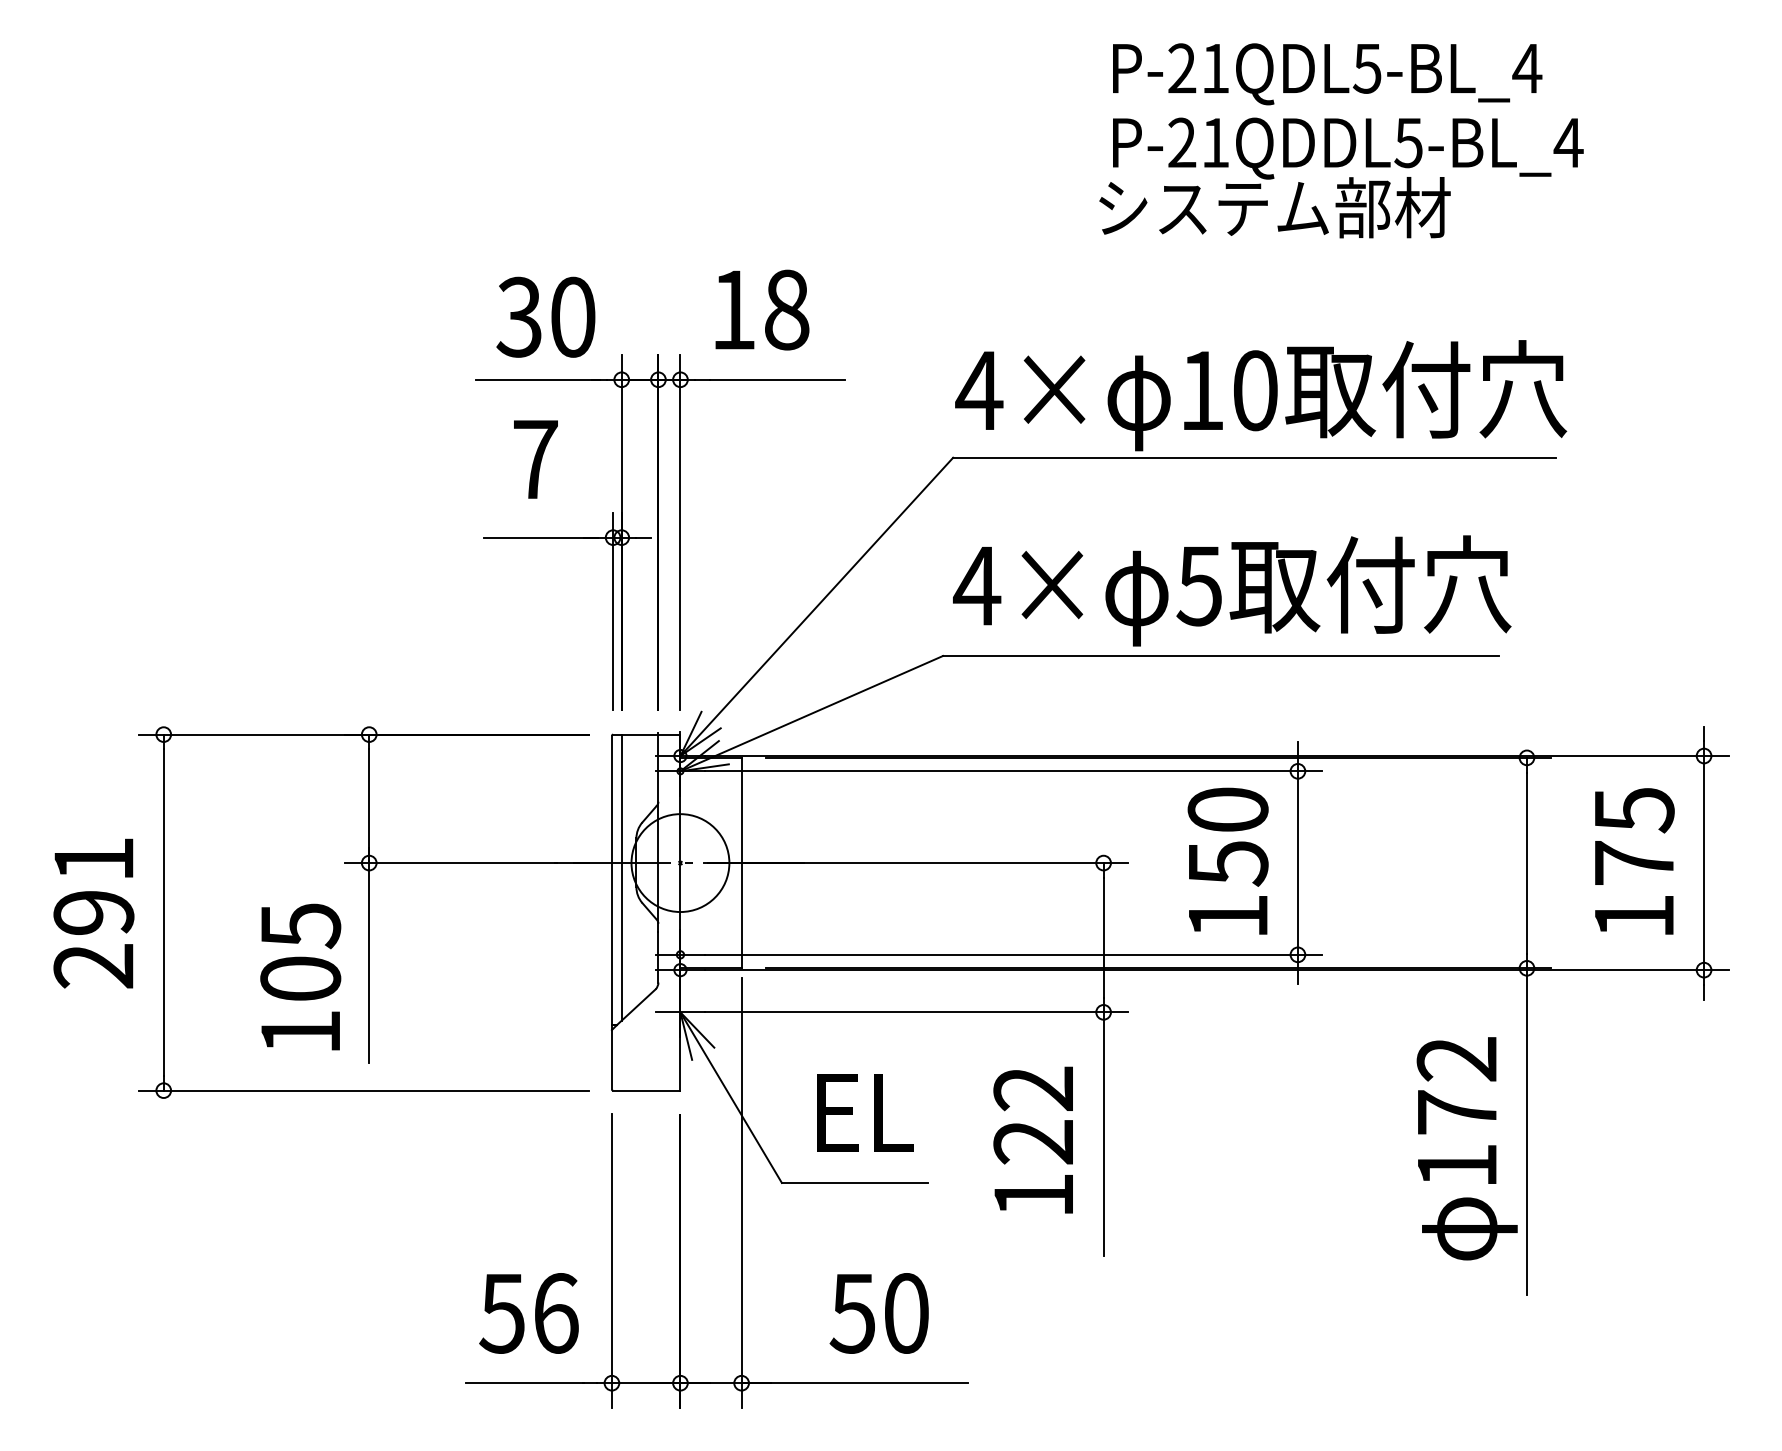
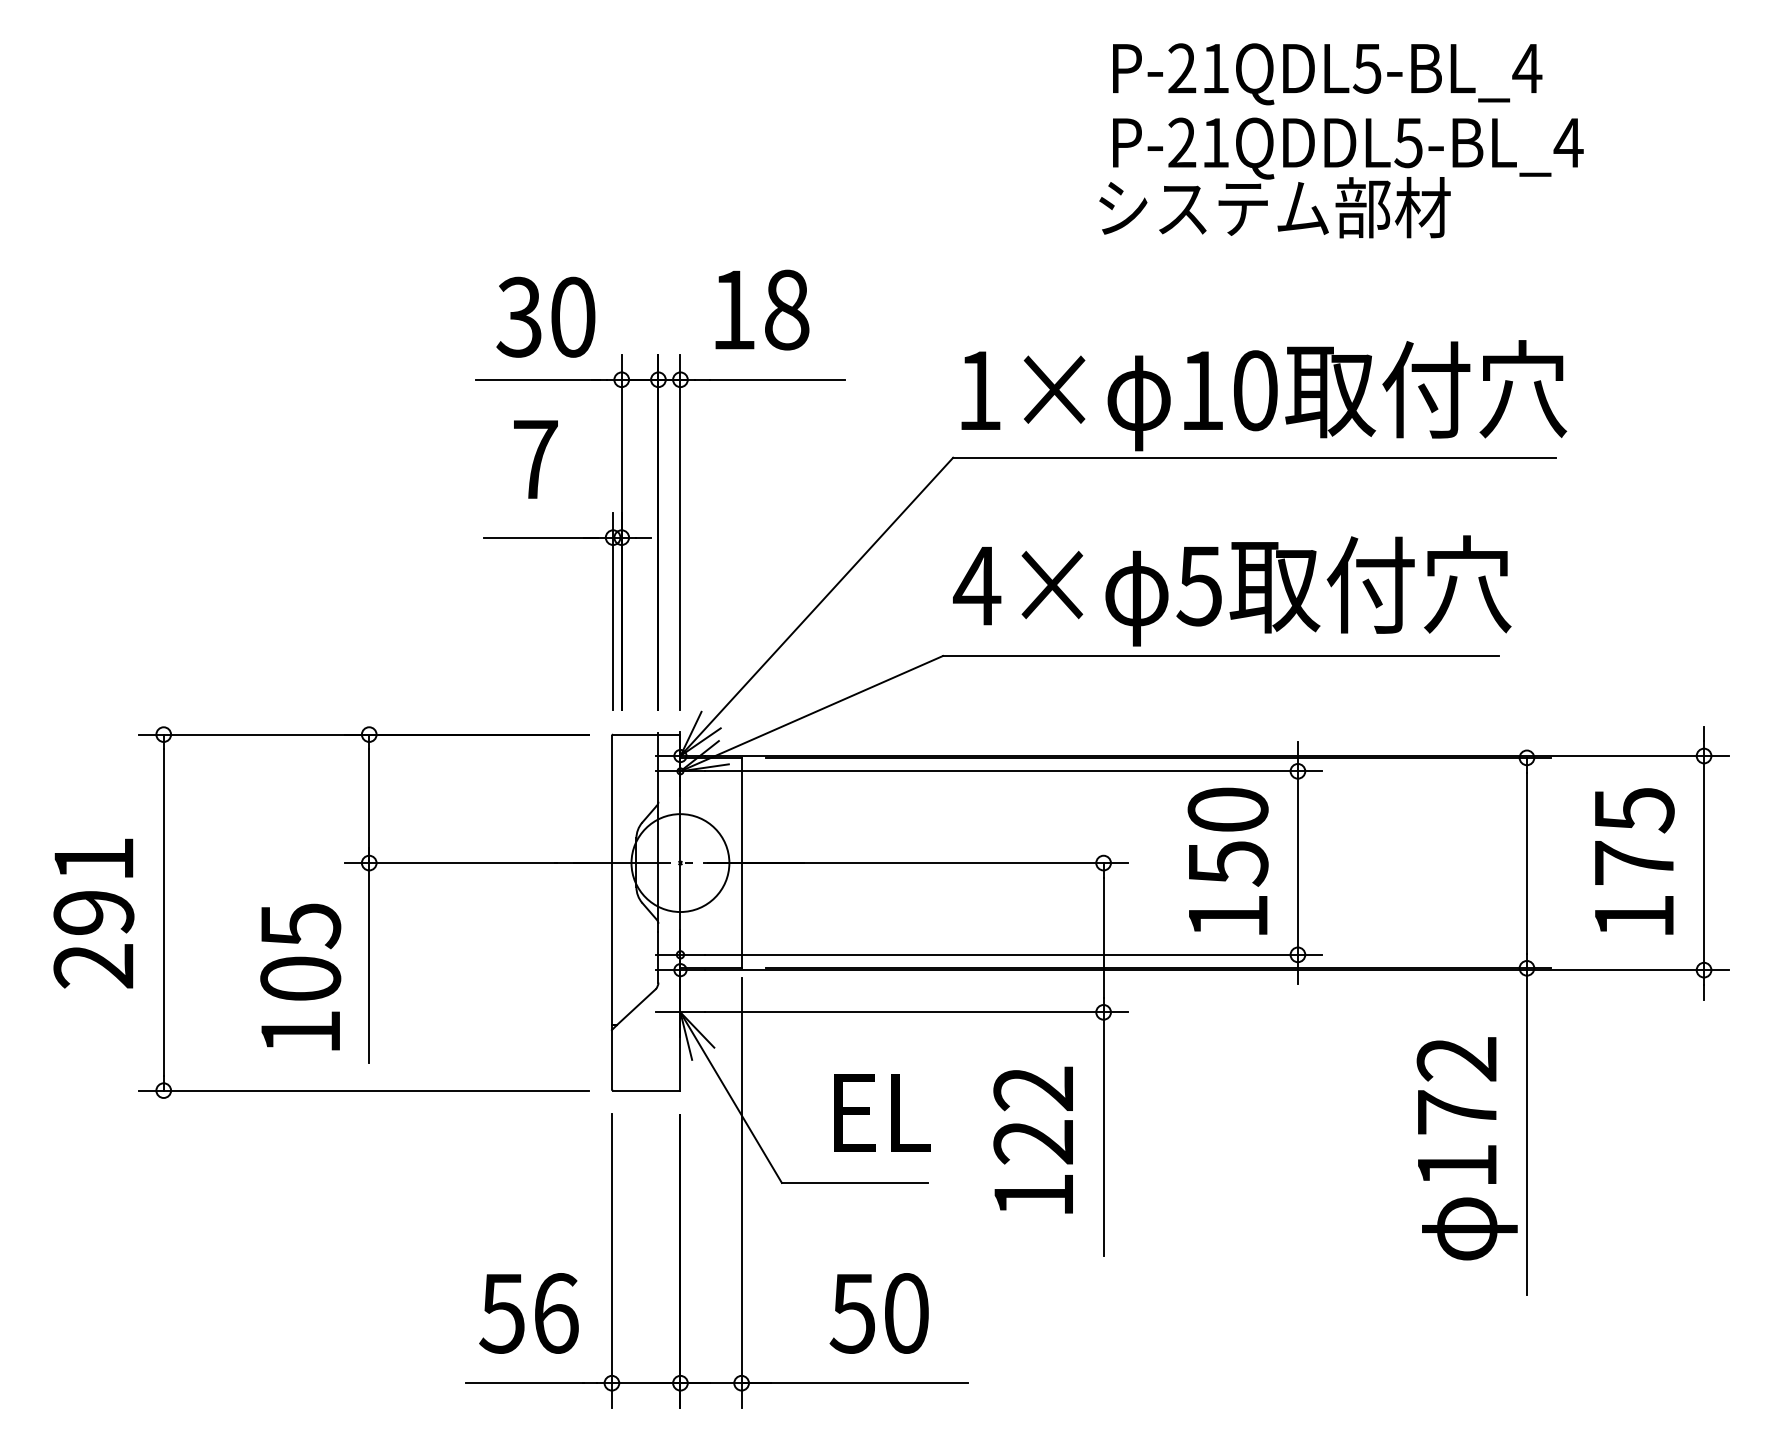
text: 4× -> 1× (979, 390)
line: present -> none (621, 877)
text position: (865, 1112) -> (882, 1112) (882, 1112)
